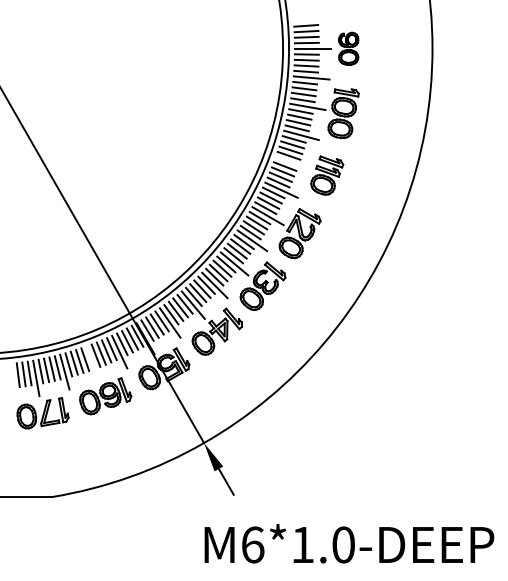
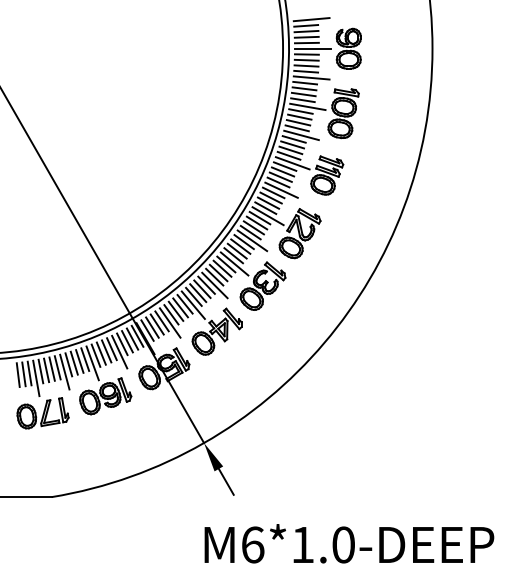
line: none -> present (311, 19)
part size: 22x35 px -> 27x43 px (348, 48)
line: none -> present (292, 163)
line: none -> present (92, 363)
